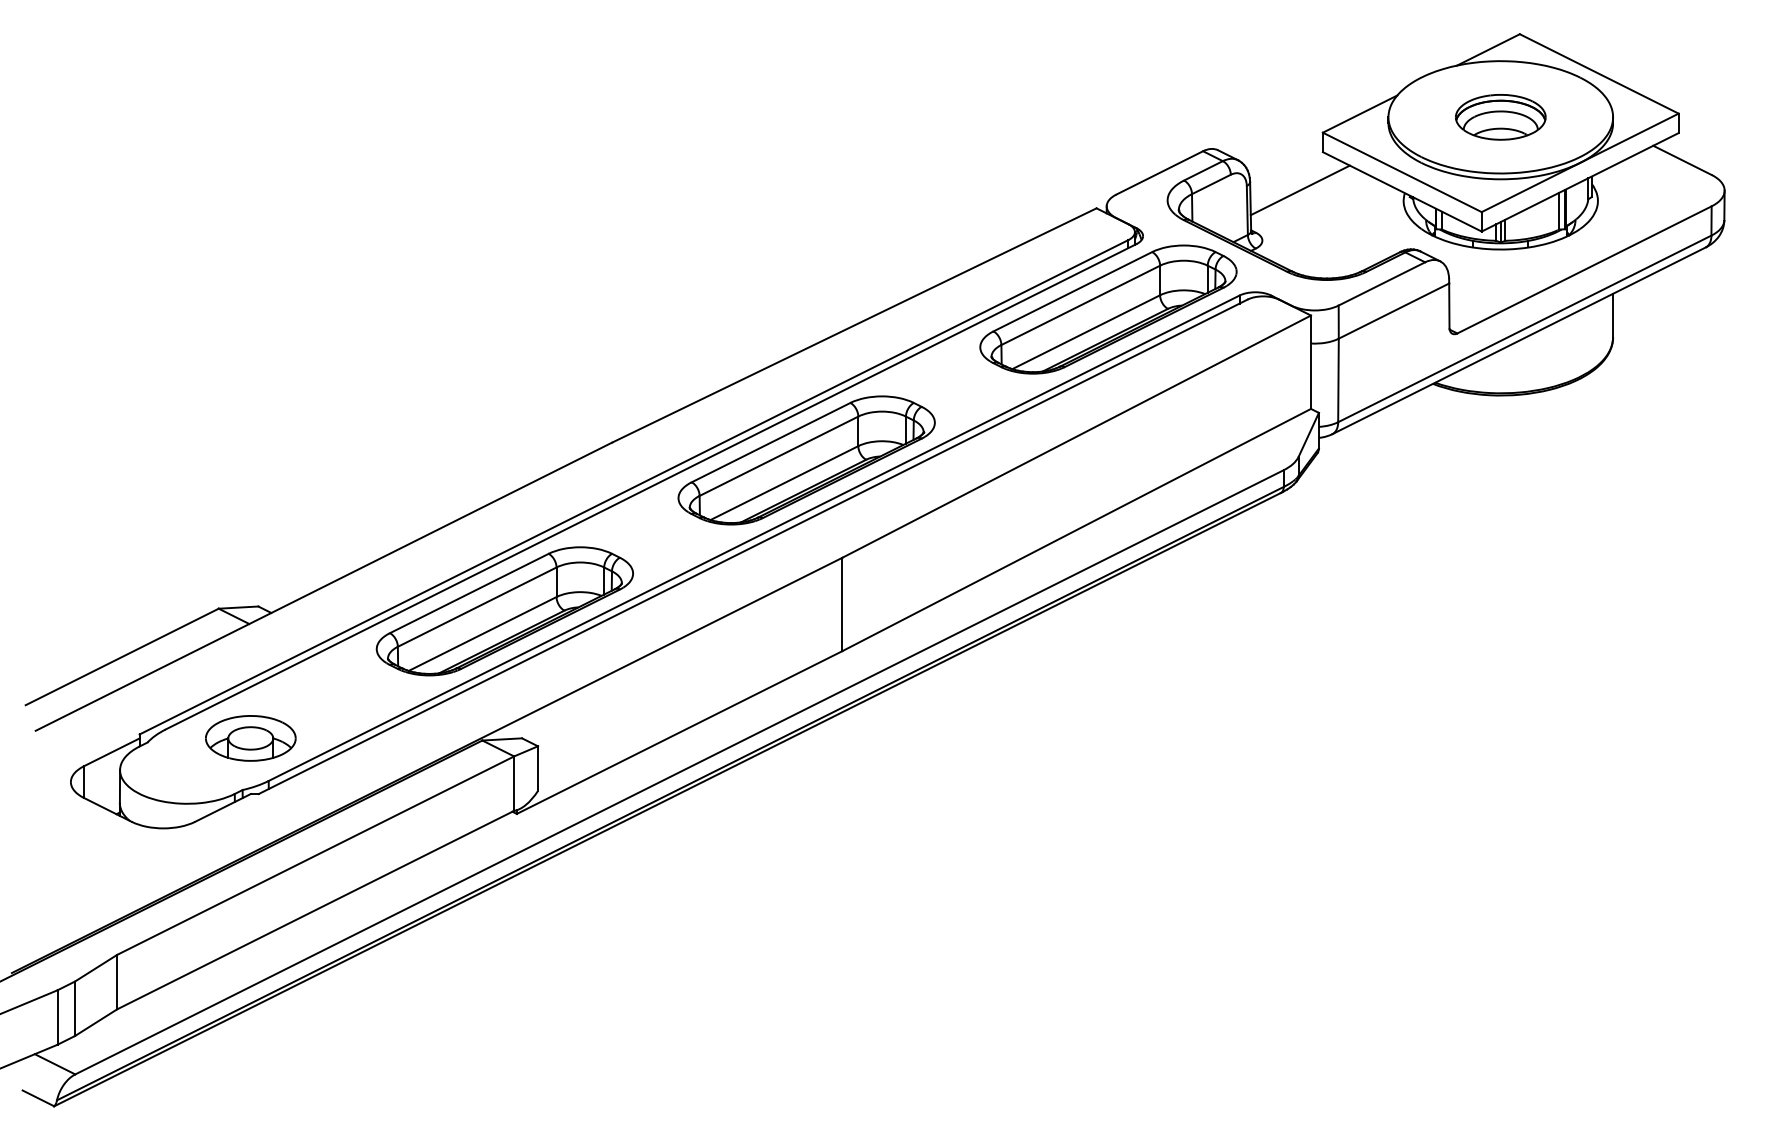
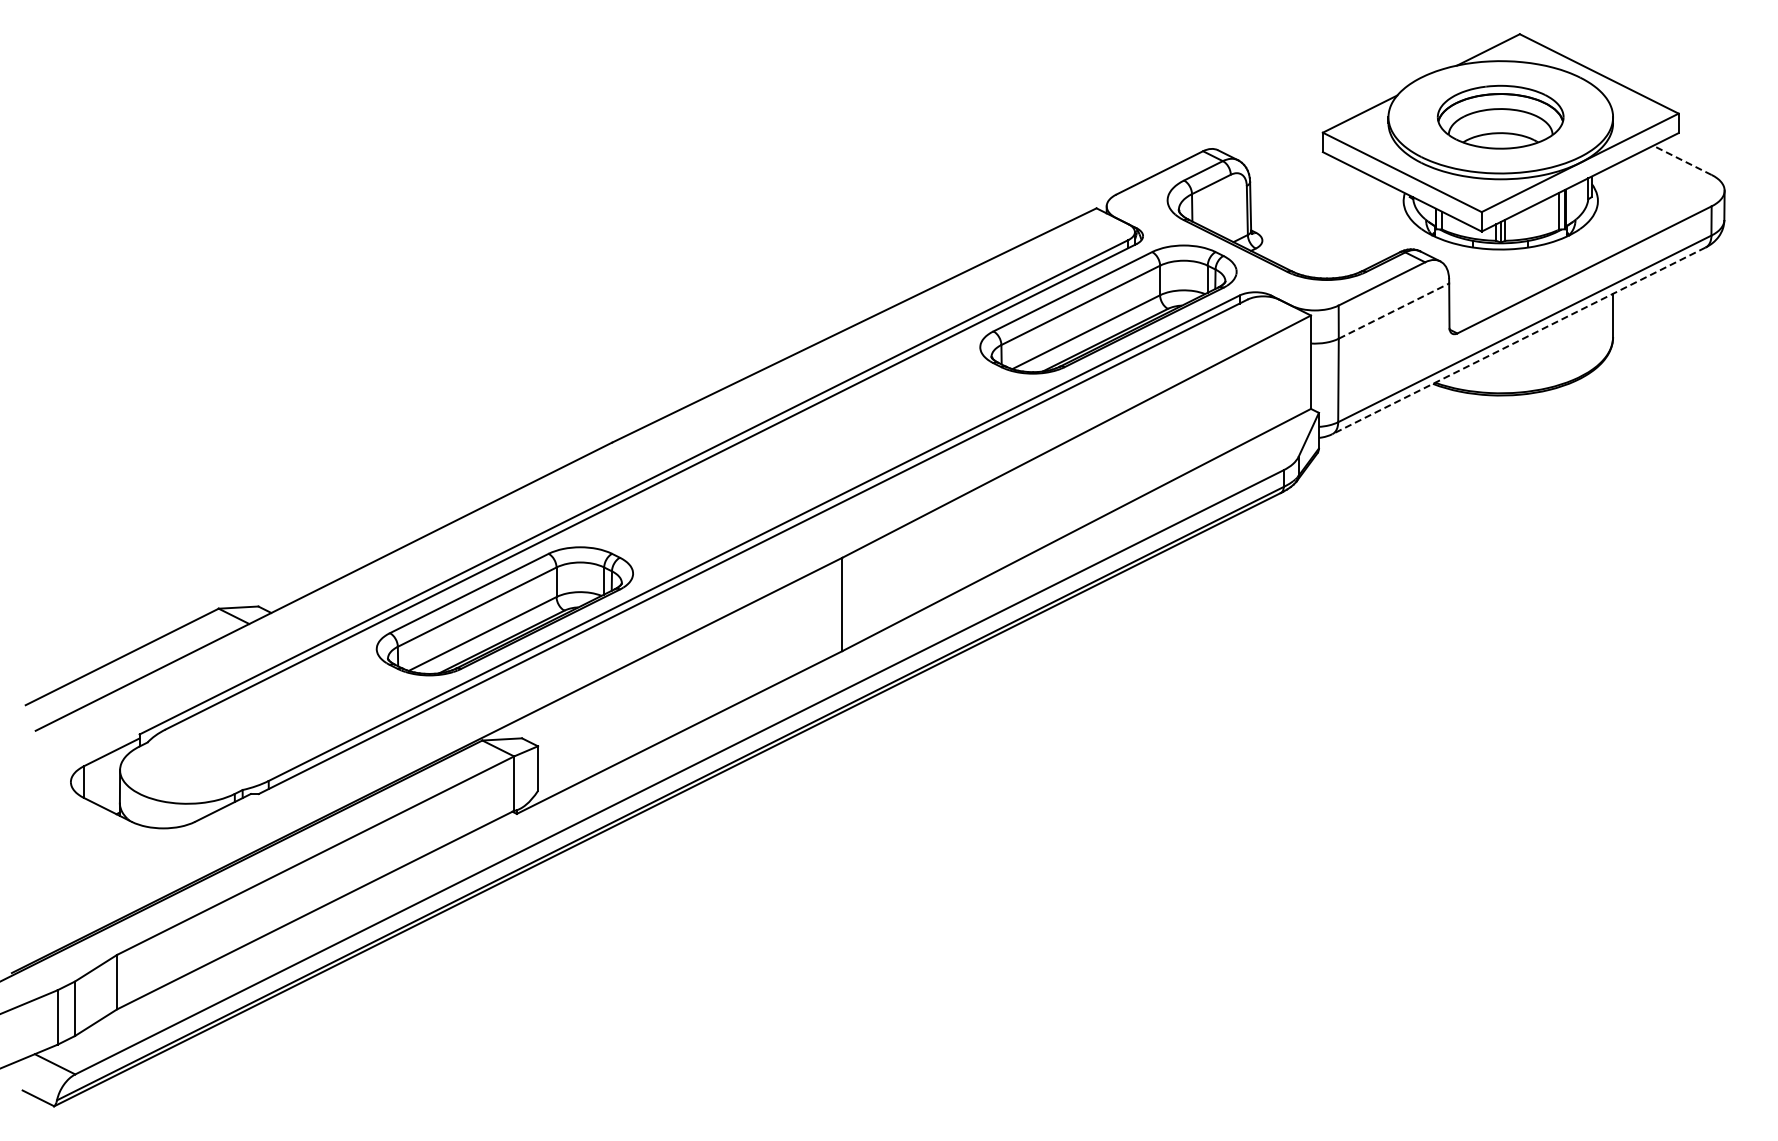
part size: 92x47 px -> 129x66 px (1500, 116)
line: solid -> dashed (1682, 160)
line: present -> none (1299, 190)
line: solid -> dashed (1393, 311)
line: solid -> dashed (1518, 340)
part: present -> none (806, 460)
part: present -> none (250, 738)
